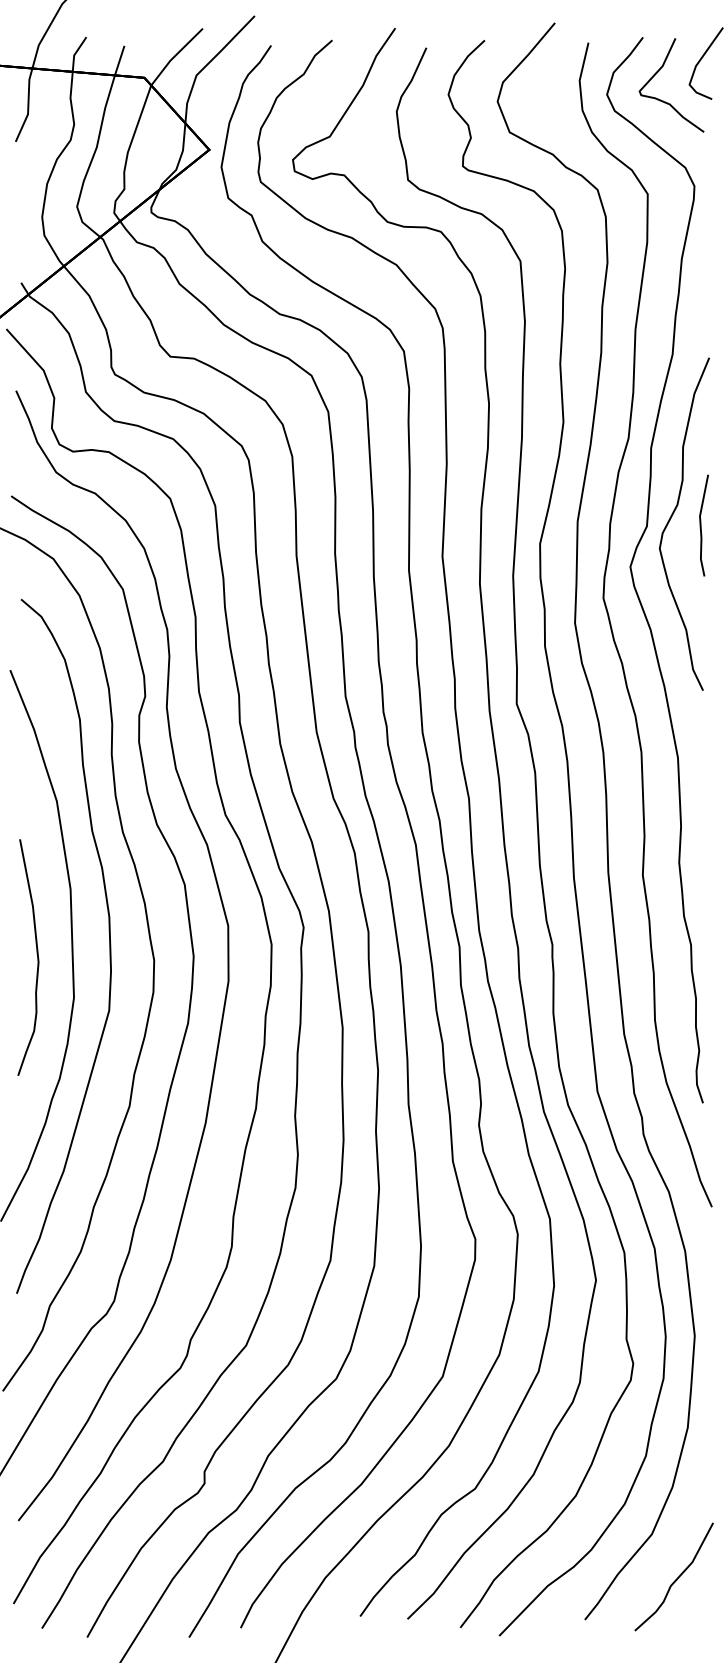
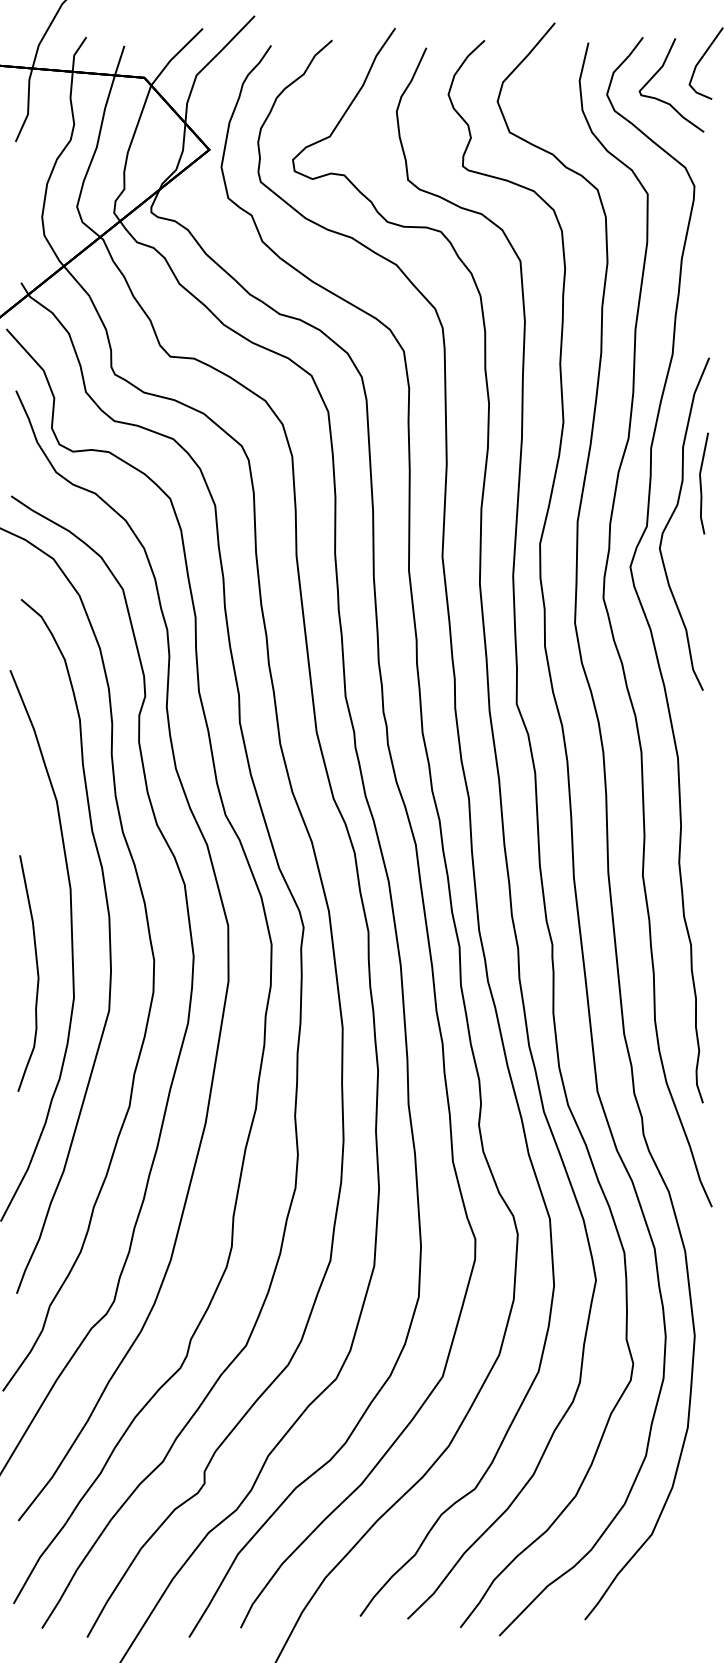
line position: (701, 525) -> (701, 483) (701, 483)
curve position: (36, 954) -> (36, 970) (36, 970)
curve: present -> none (676, 1578)
